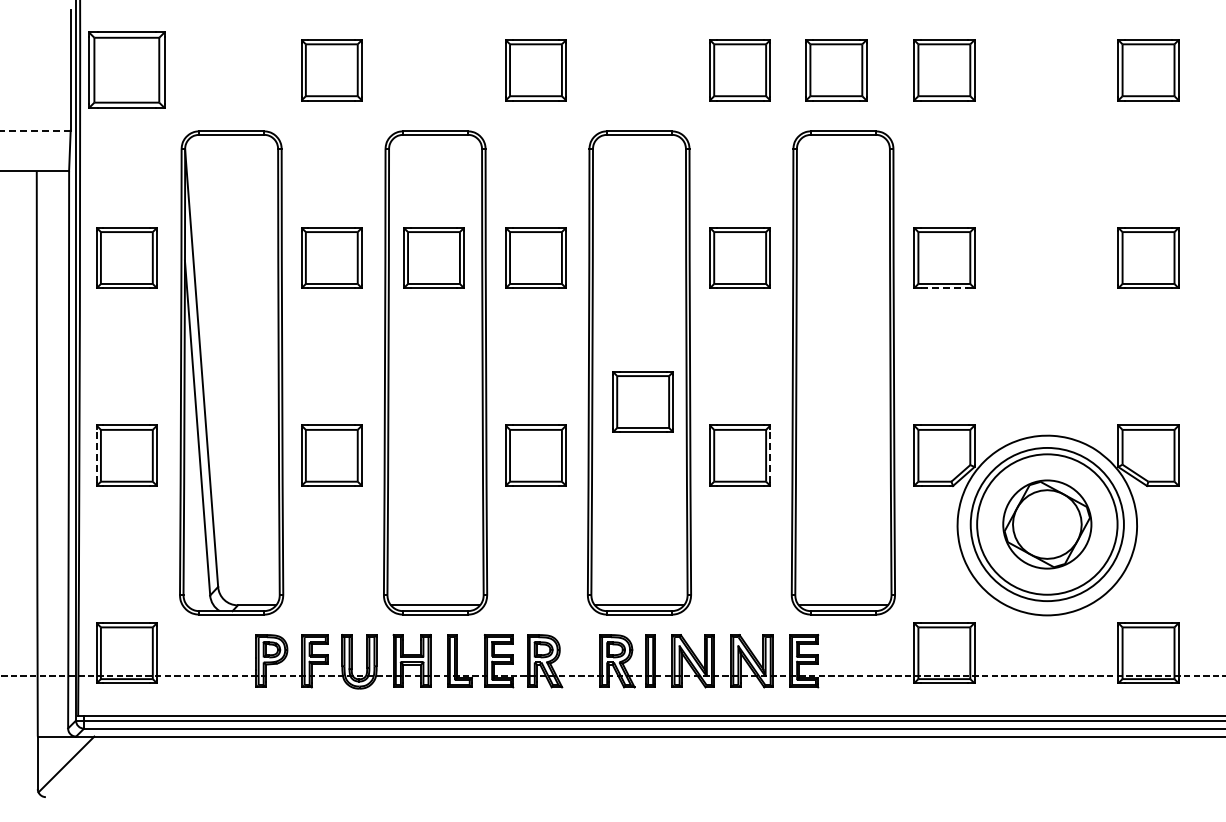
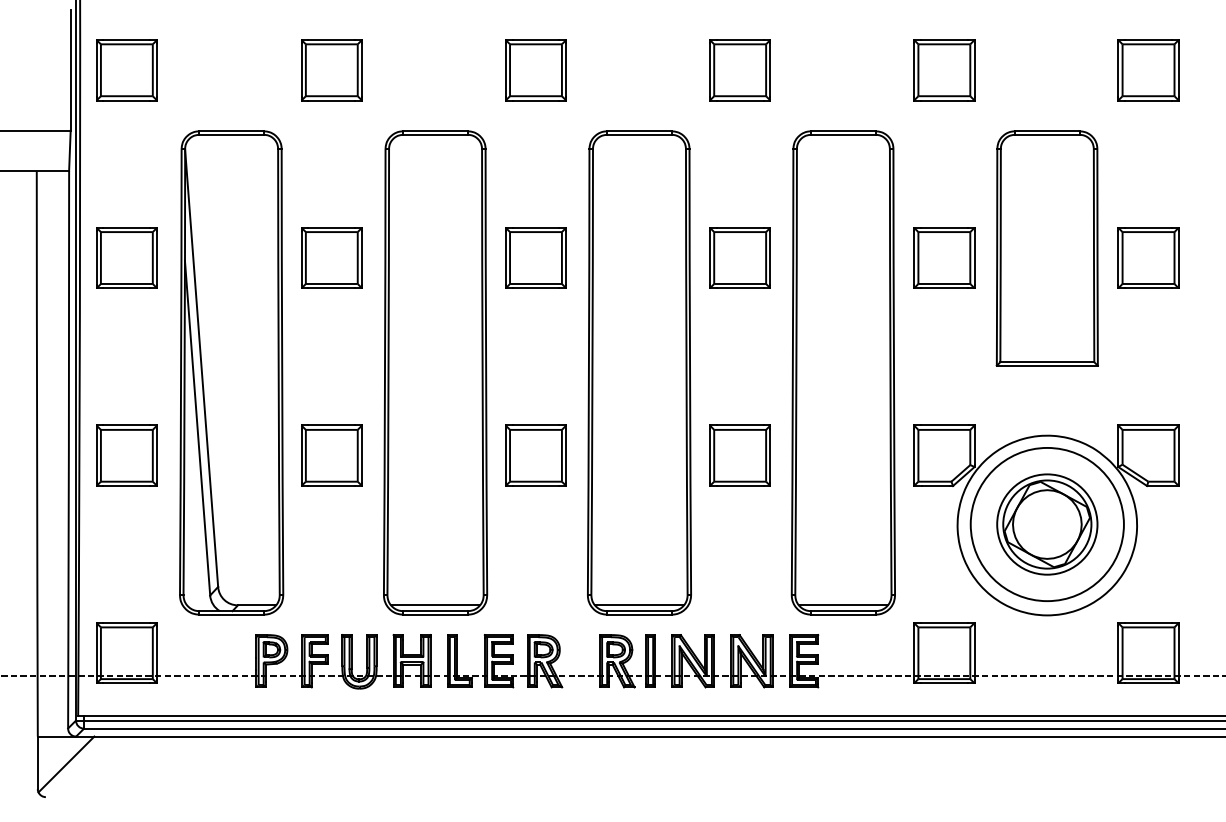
part size: 78x78 px -> 62x63 px (126, 70)
part: present -> none (836, 70)
line: dashed -> solid (35, 130)
part: none -> present (1046, 248)
part: present -> none (433, 257)
line: dashed -> solid (944, 288)
part: present -> none (642, 401)
line: dashed -> solid (96, 455)
line: dashed -> solid (770, 455)
circle diameter: 140 px -> 100 px (1047, 524)
